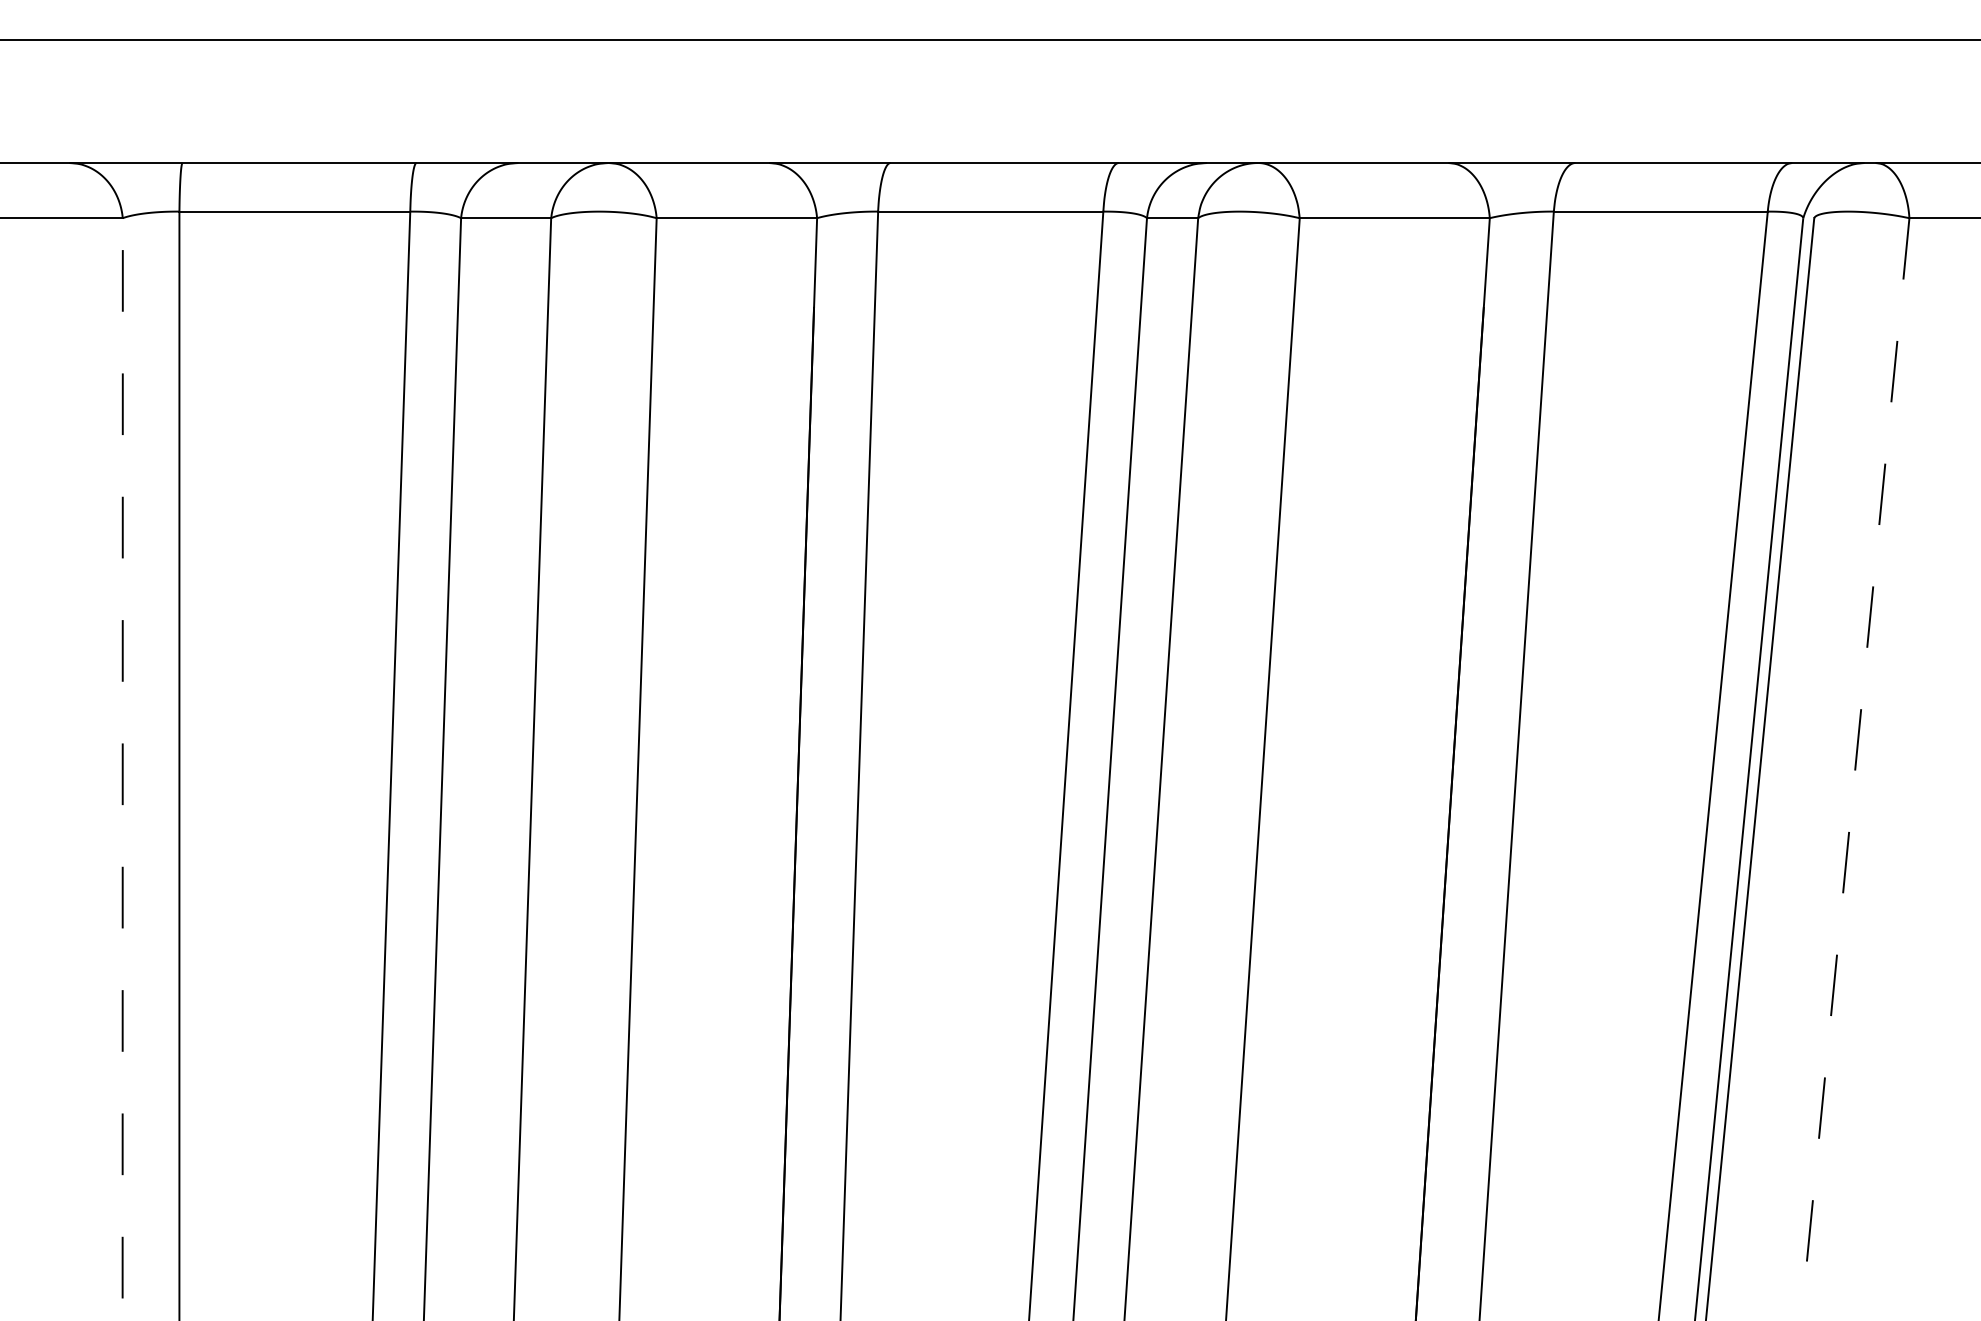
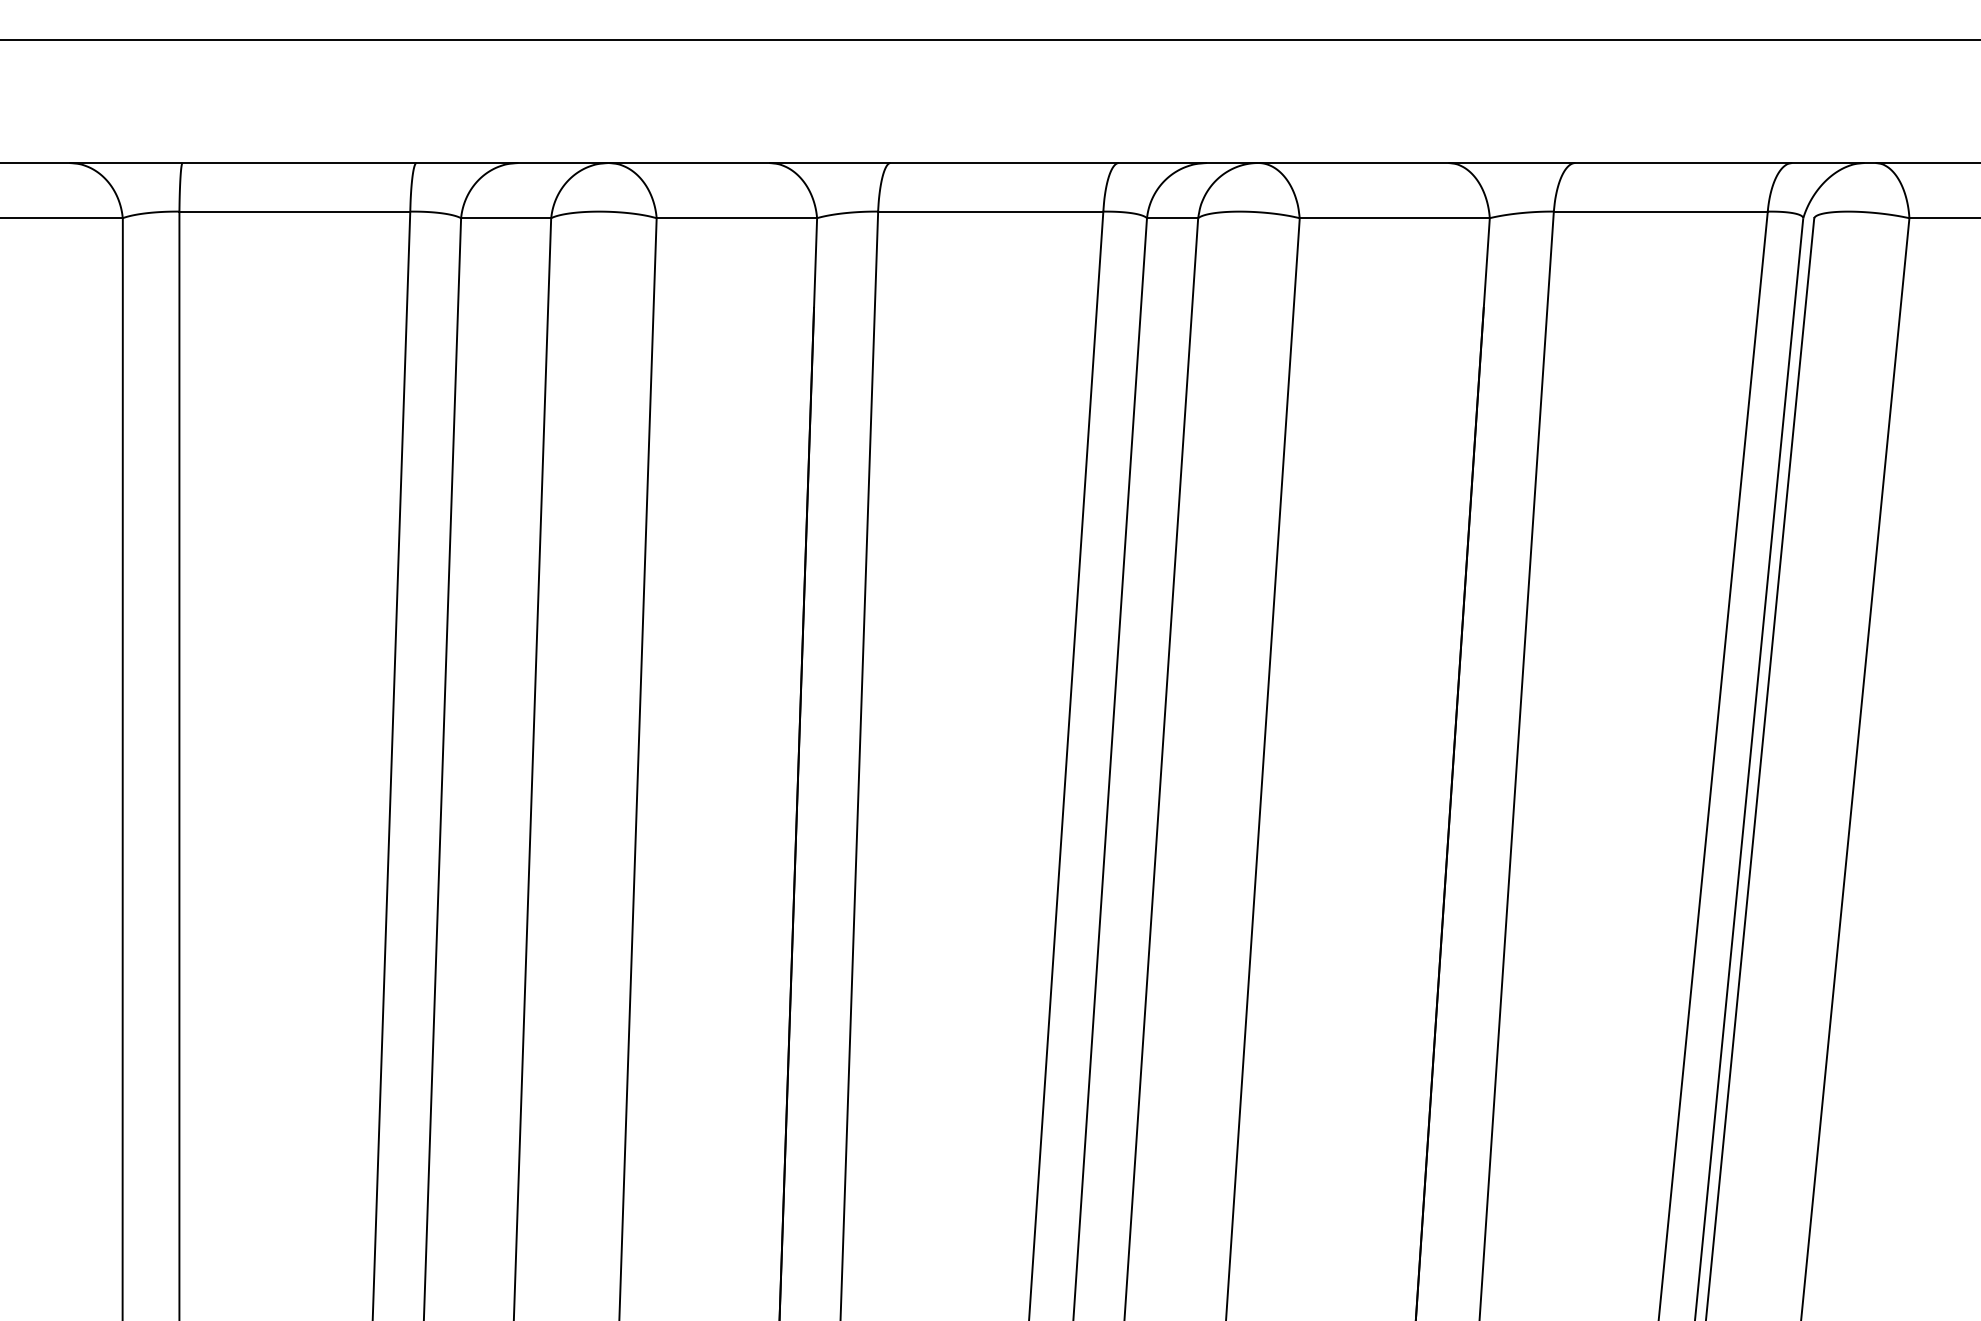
line: dashed -> solid (122, 769)
line: dashed -> solid (1855, 769)
